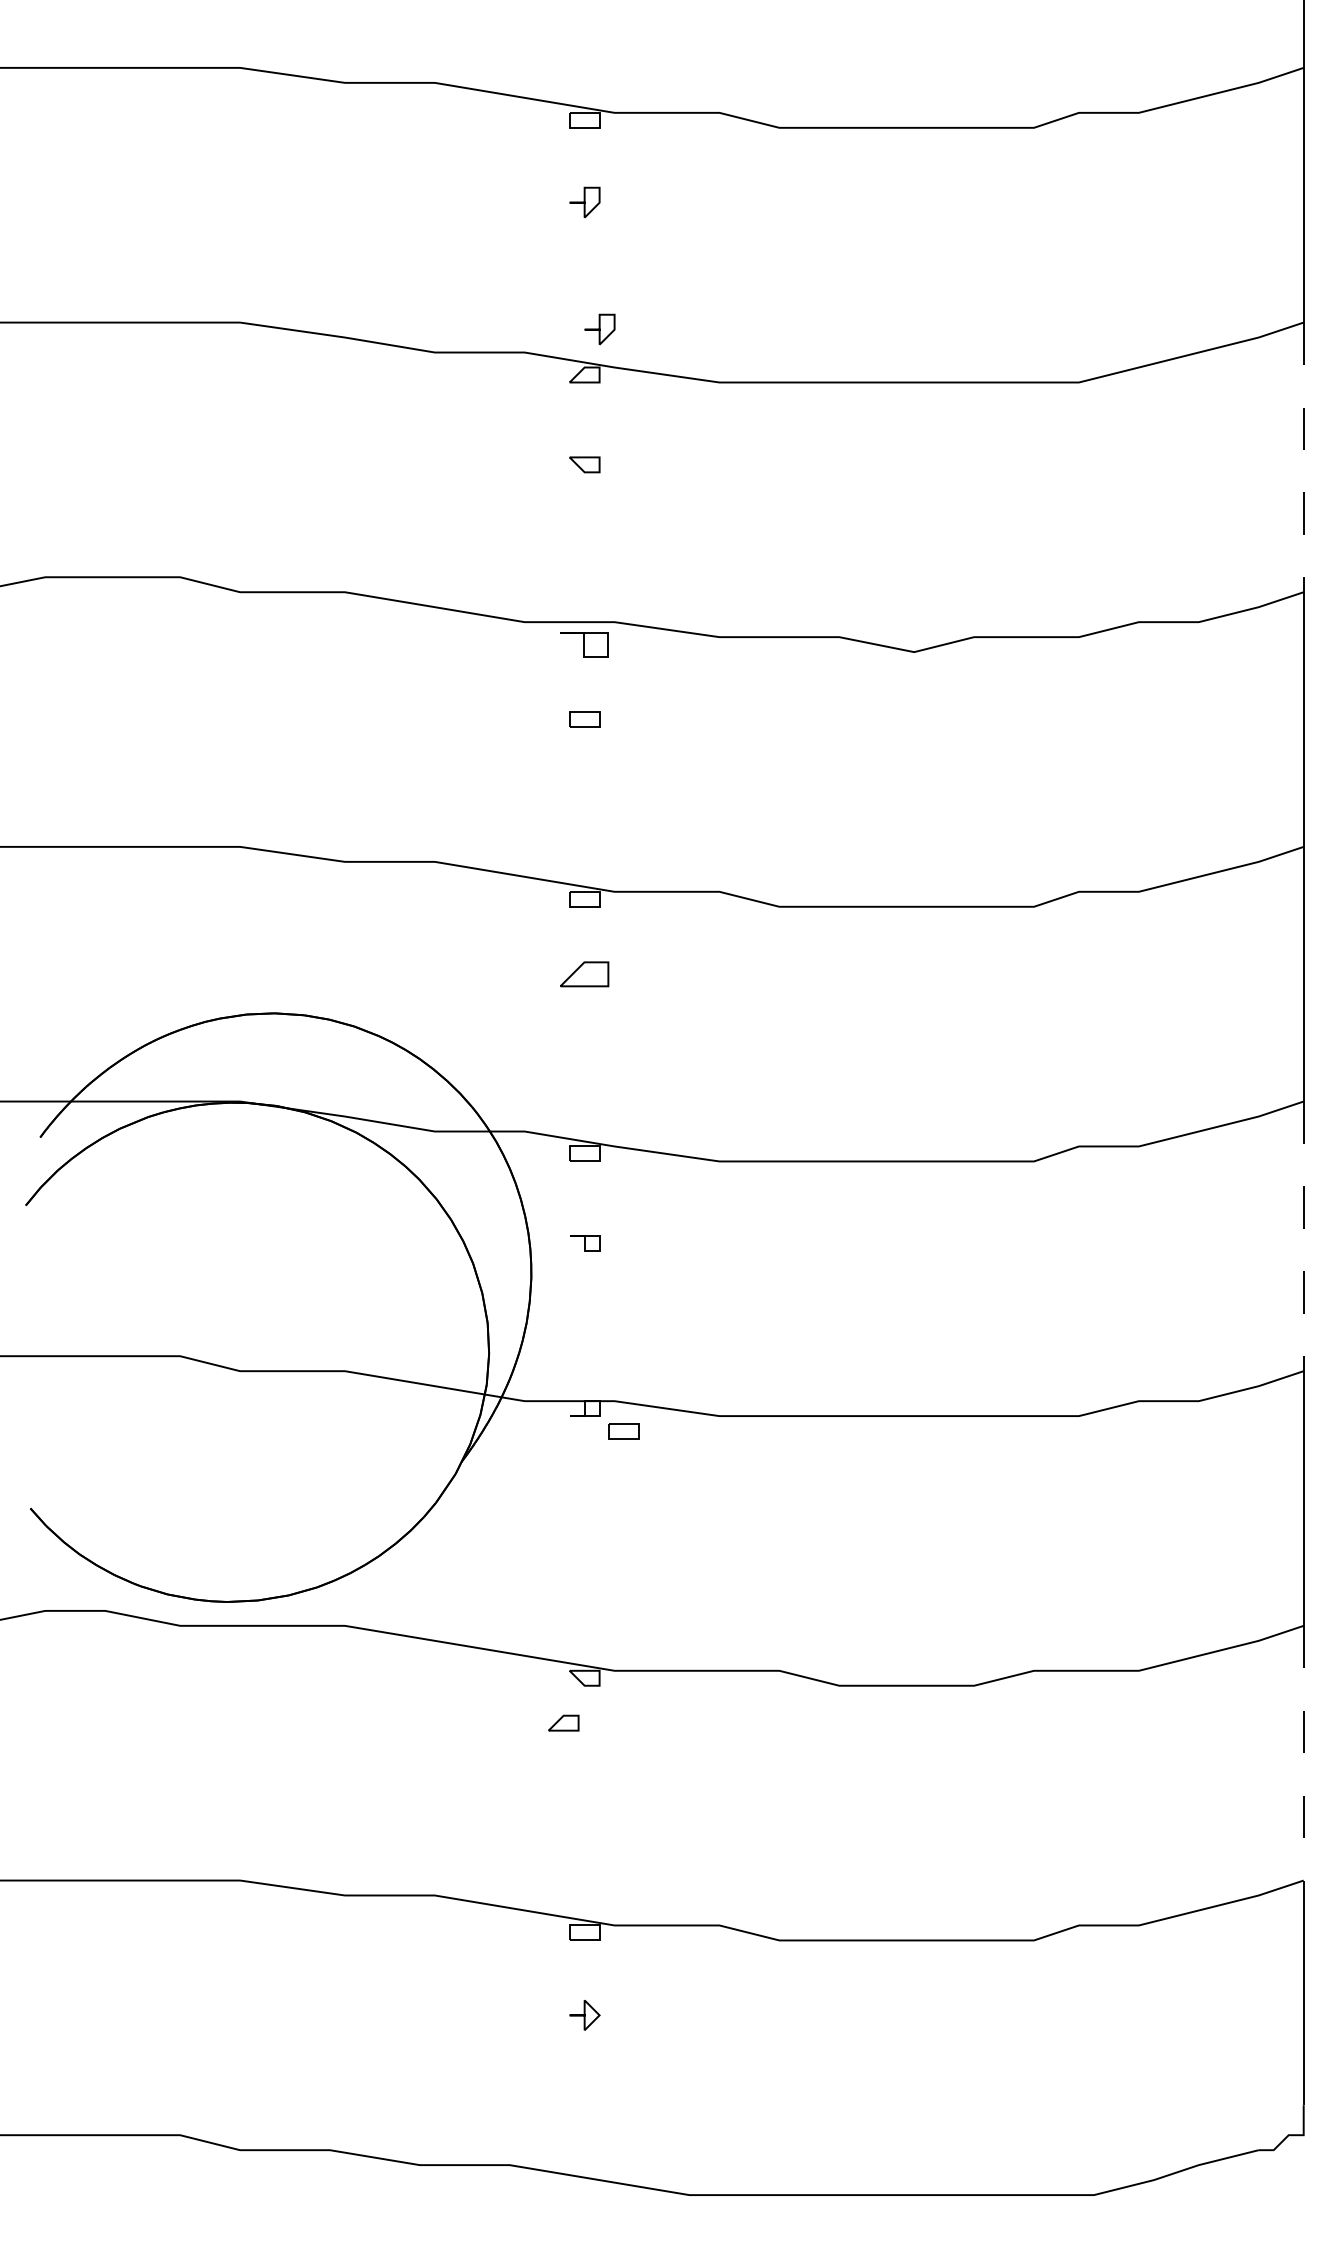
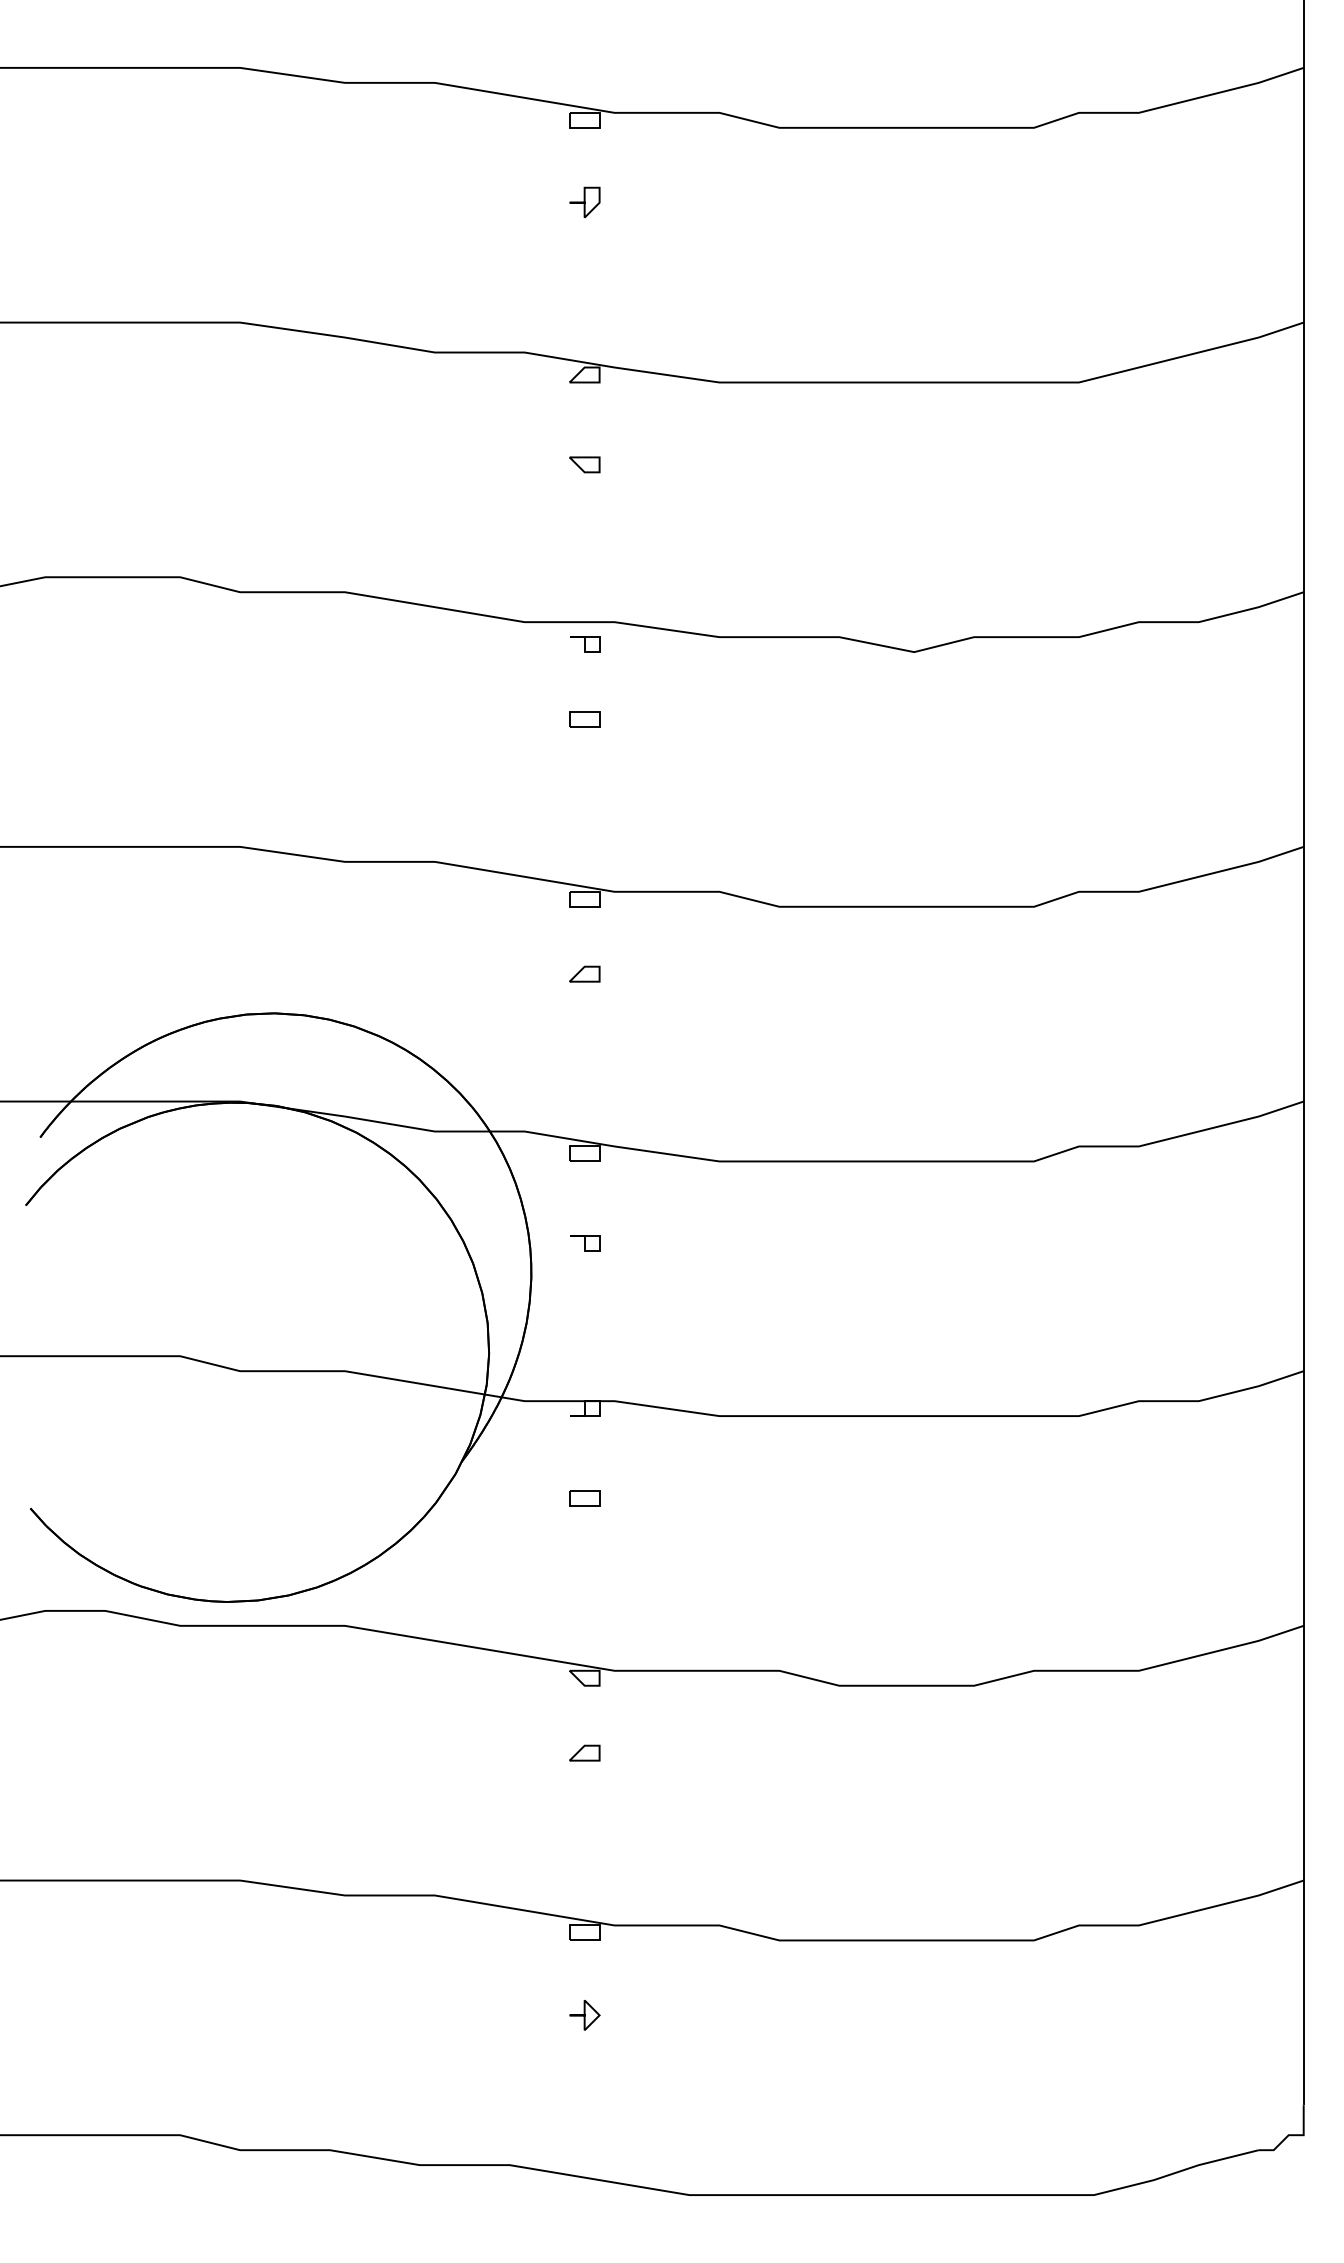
part: present -> none (599, 329)
line: dashed -> solid (1303, 457)
part size: 49x26 px -> 31x17 px (585, 644)
part size: 50x27 px -> 32x18 px (584, 973)
line: dashed -> solid (1303, 1236)
part position: (623, 1431) -> (584, 1498) (584, 1498)
part position: (563, 1722) -> (584, 1752) (584, 1752)
line: dashed -> solid (1303, 1753)
